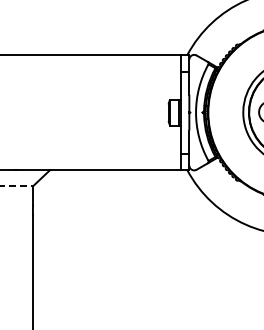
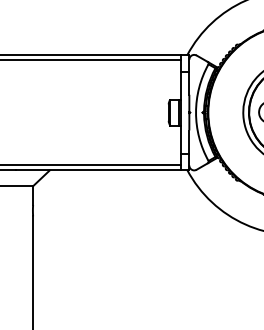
line: none -> present (91, 60)
line: none -> present (91, 164)
line: dashed -> solid (17, 186)
